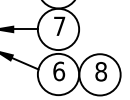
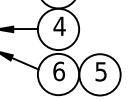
text: 7 -> 4 (59, 25)
text: 8 -> 5 (100, 71)
